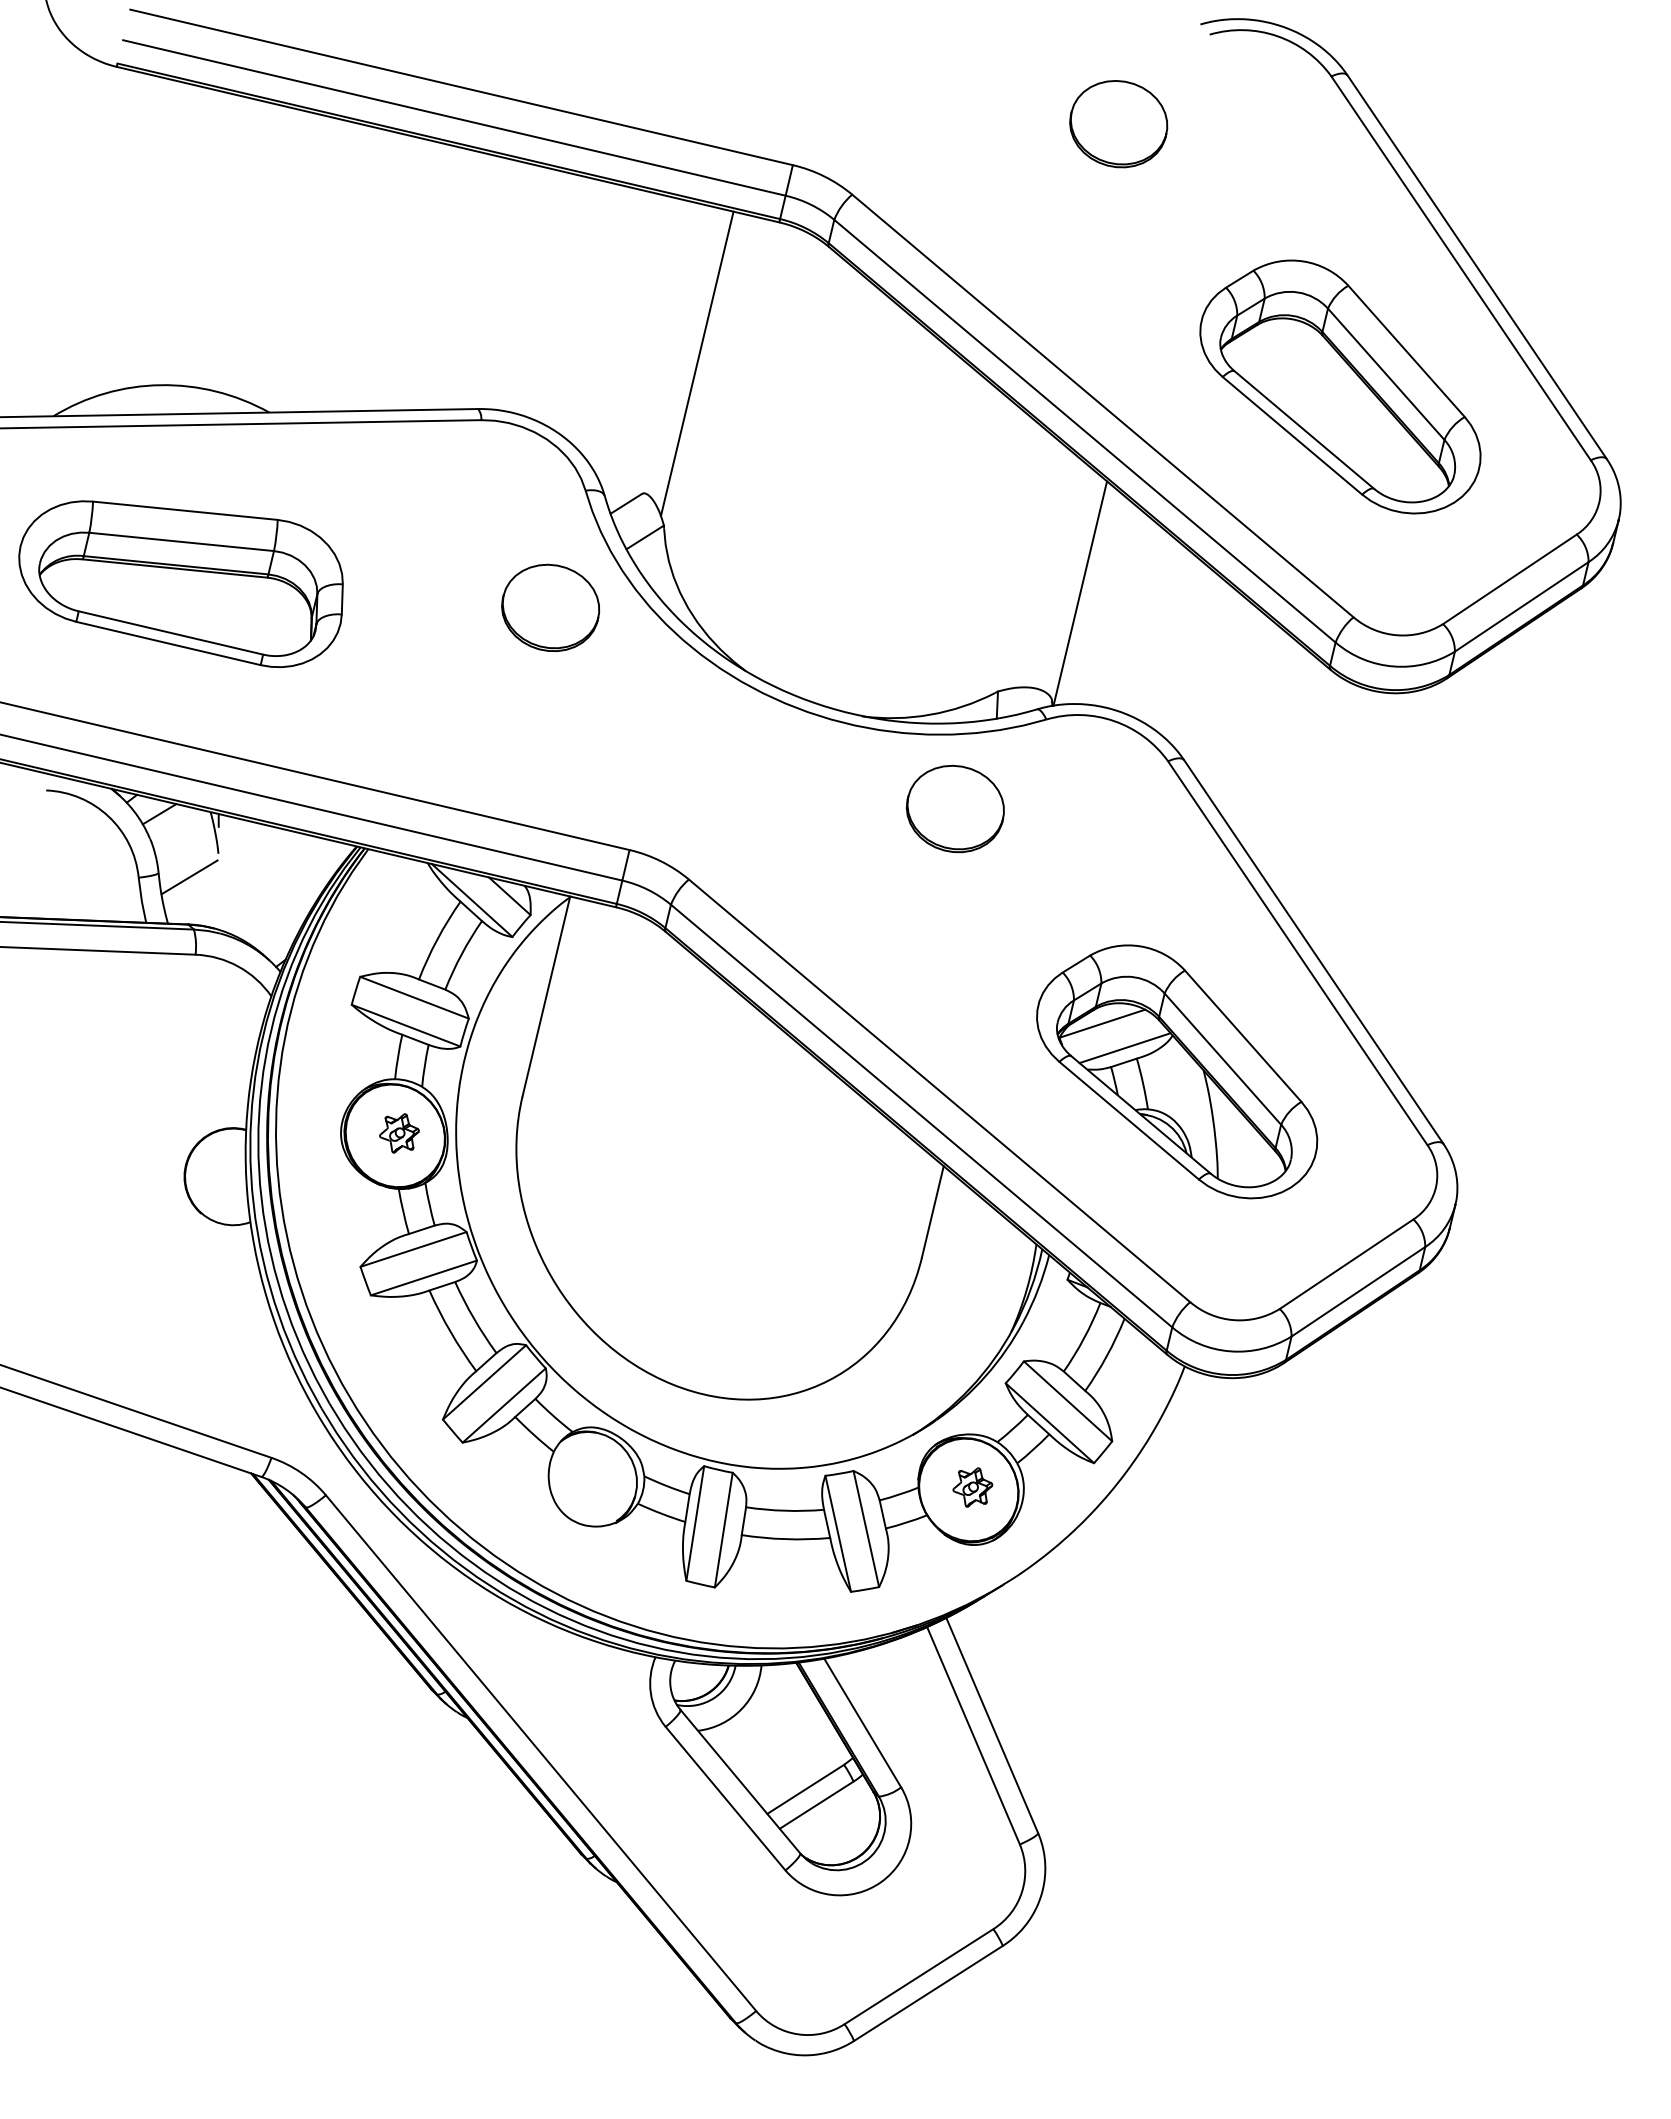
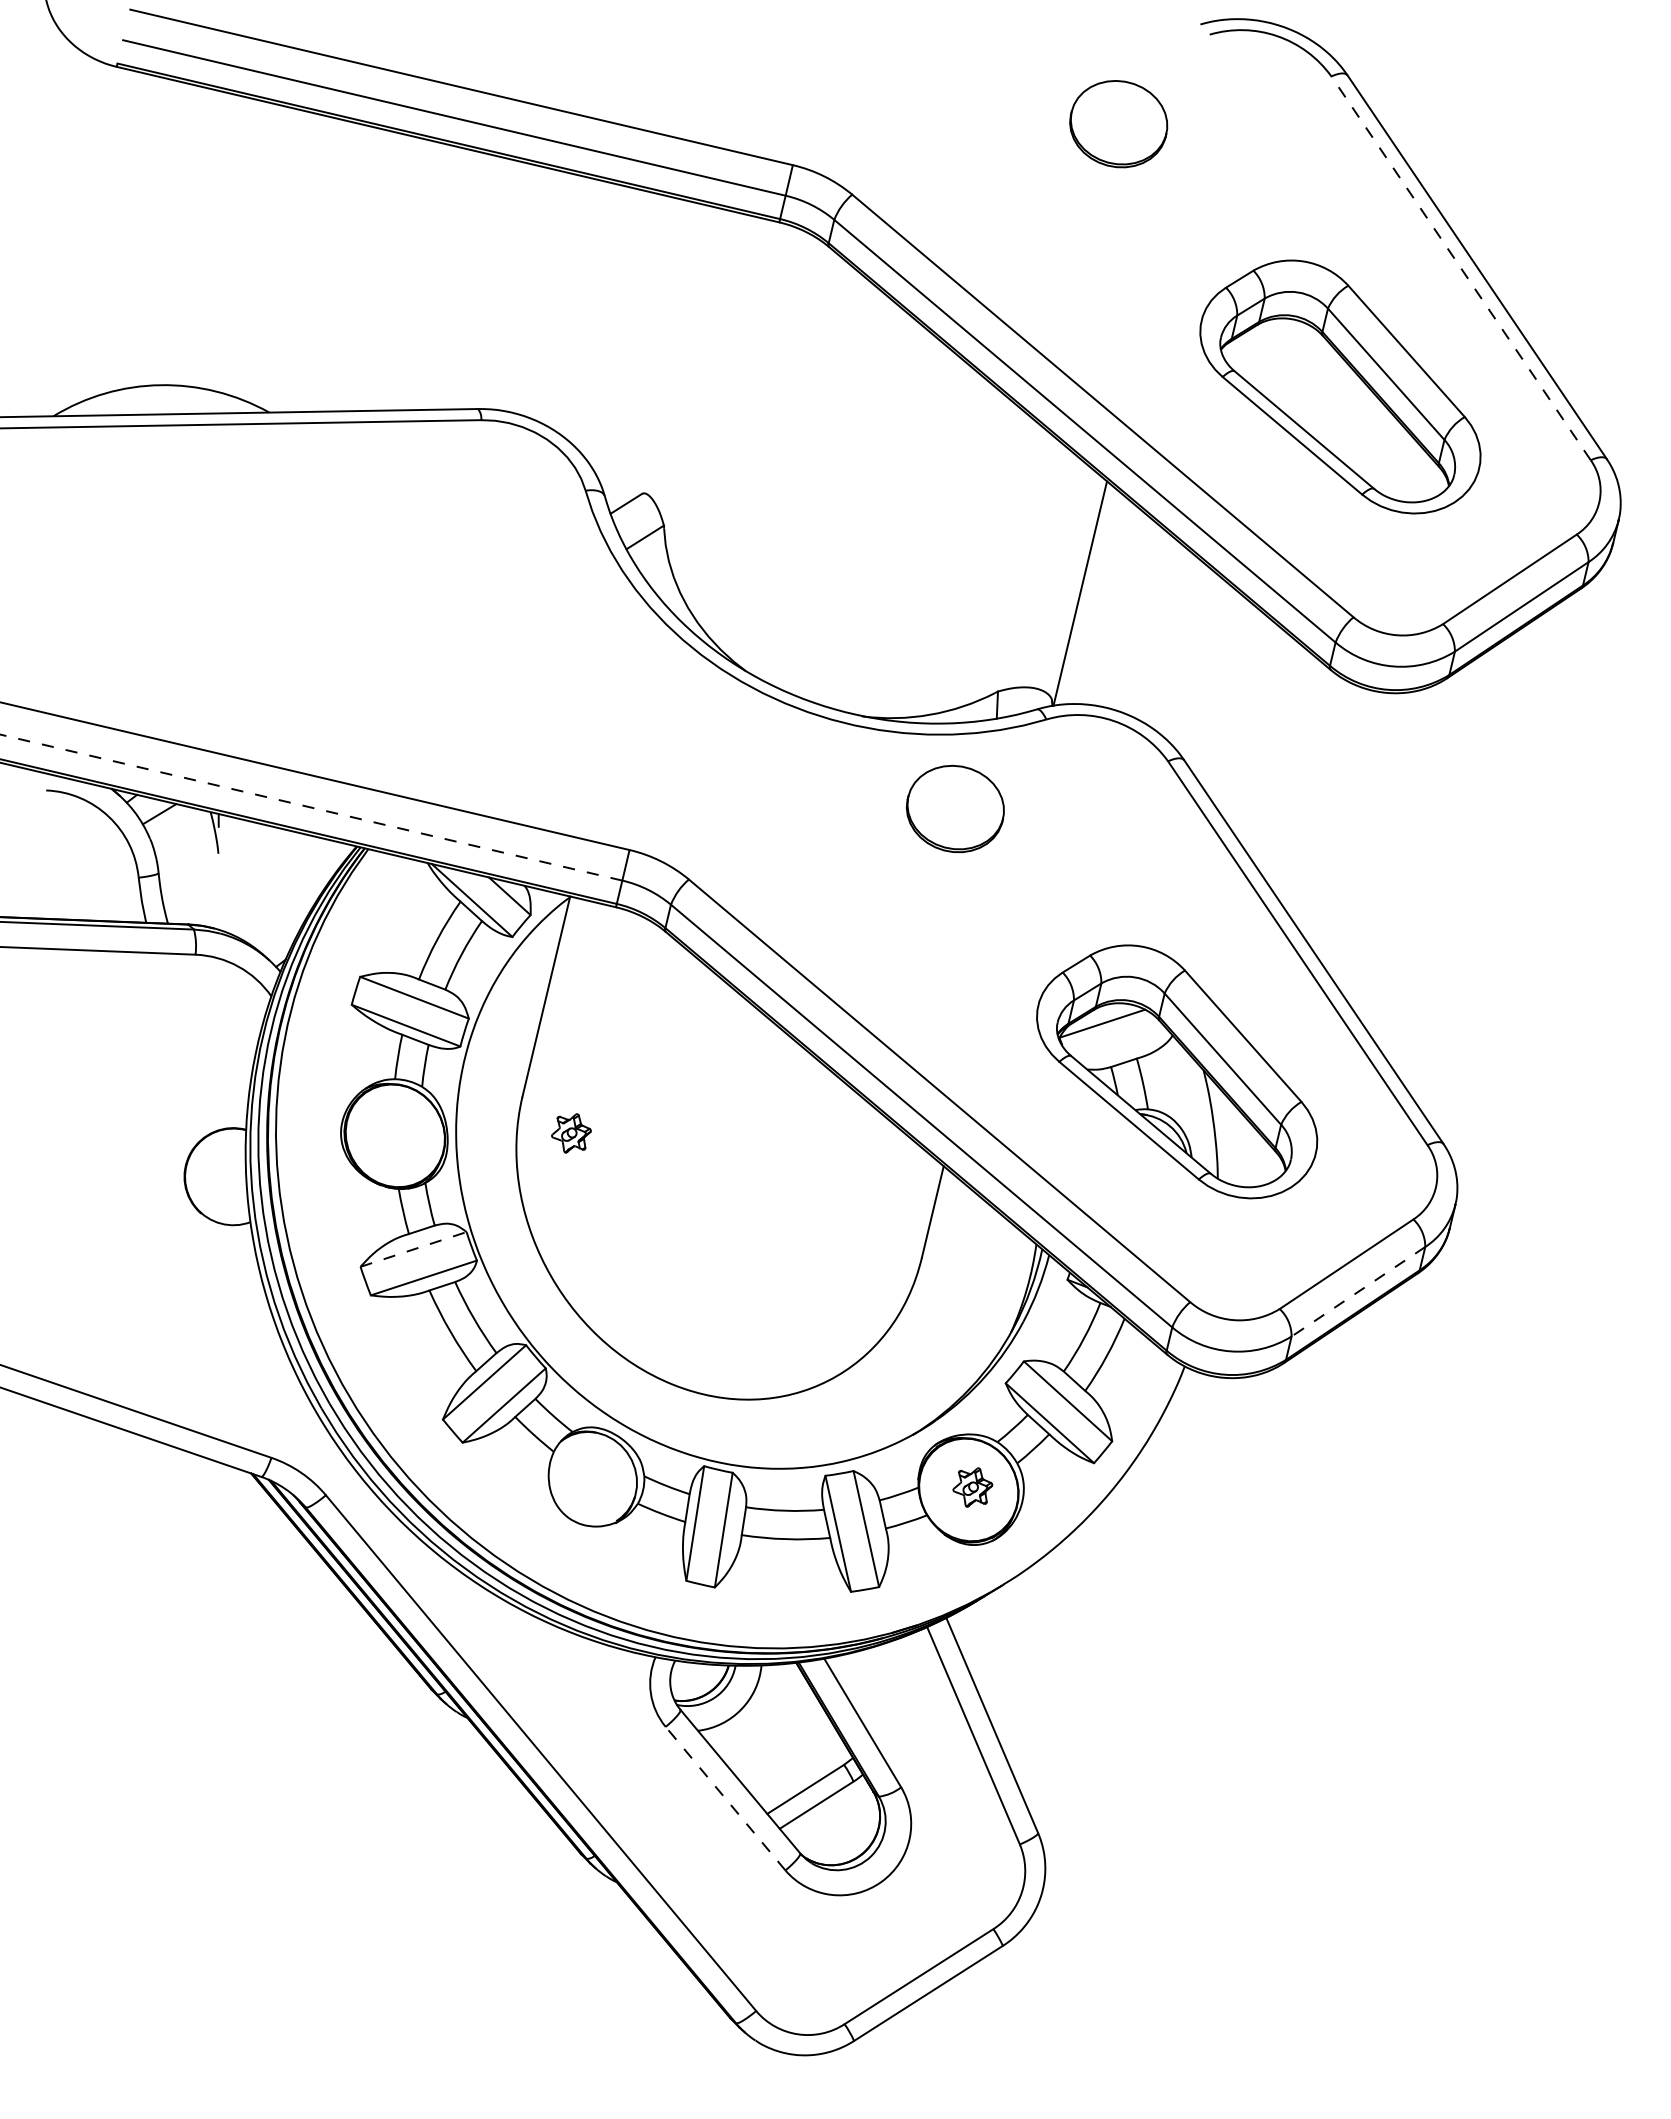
line: solid -> dashed (1461, 268)
line: present -> none (696, 363)
part: present -> none (180, 584)
part: present -> none (550, 607)
line: solid -> dashed (311, 807)
line: present -> none (189, 877)
line: present -> none (1124, 1048)
part position: (399, 1133) -> (571, 1133) (571, 1133)
line: solid -> dashed (413, 1249)
line: solid -> dashed (1358, 1292)
line: solid -> dashed (725, 1798)
